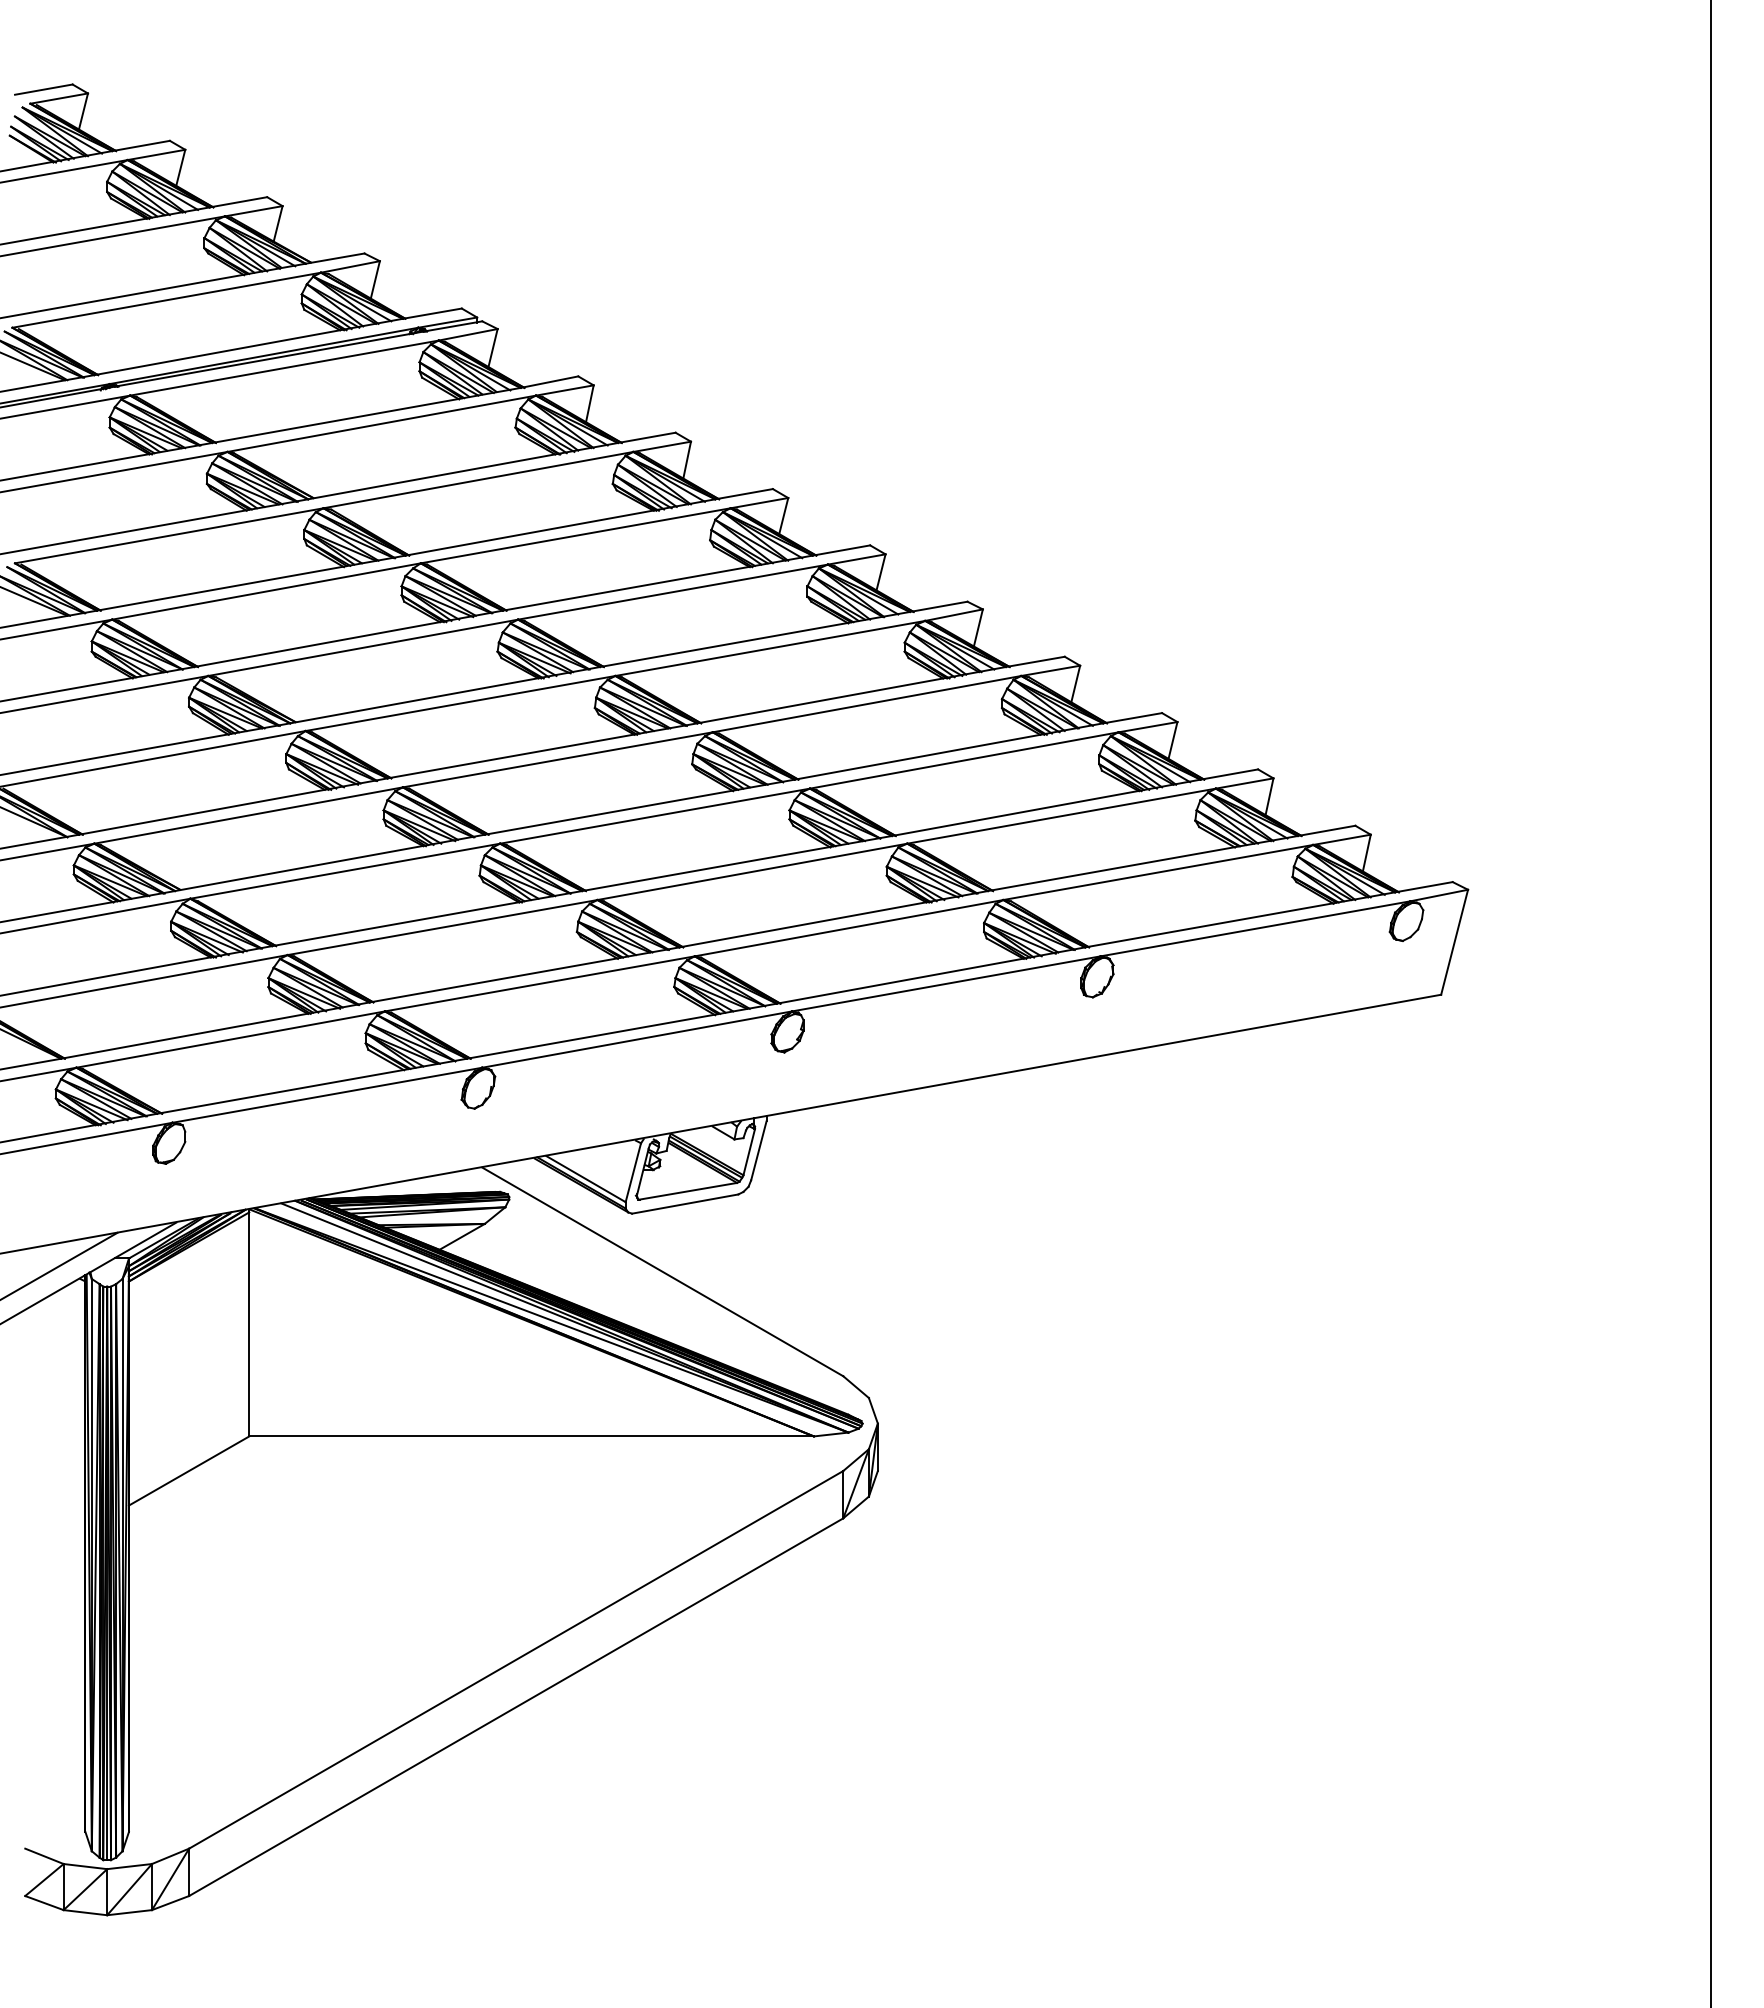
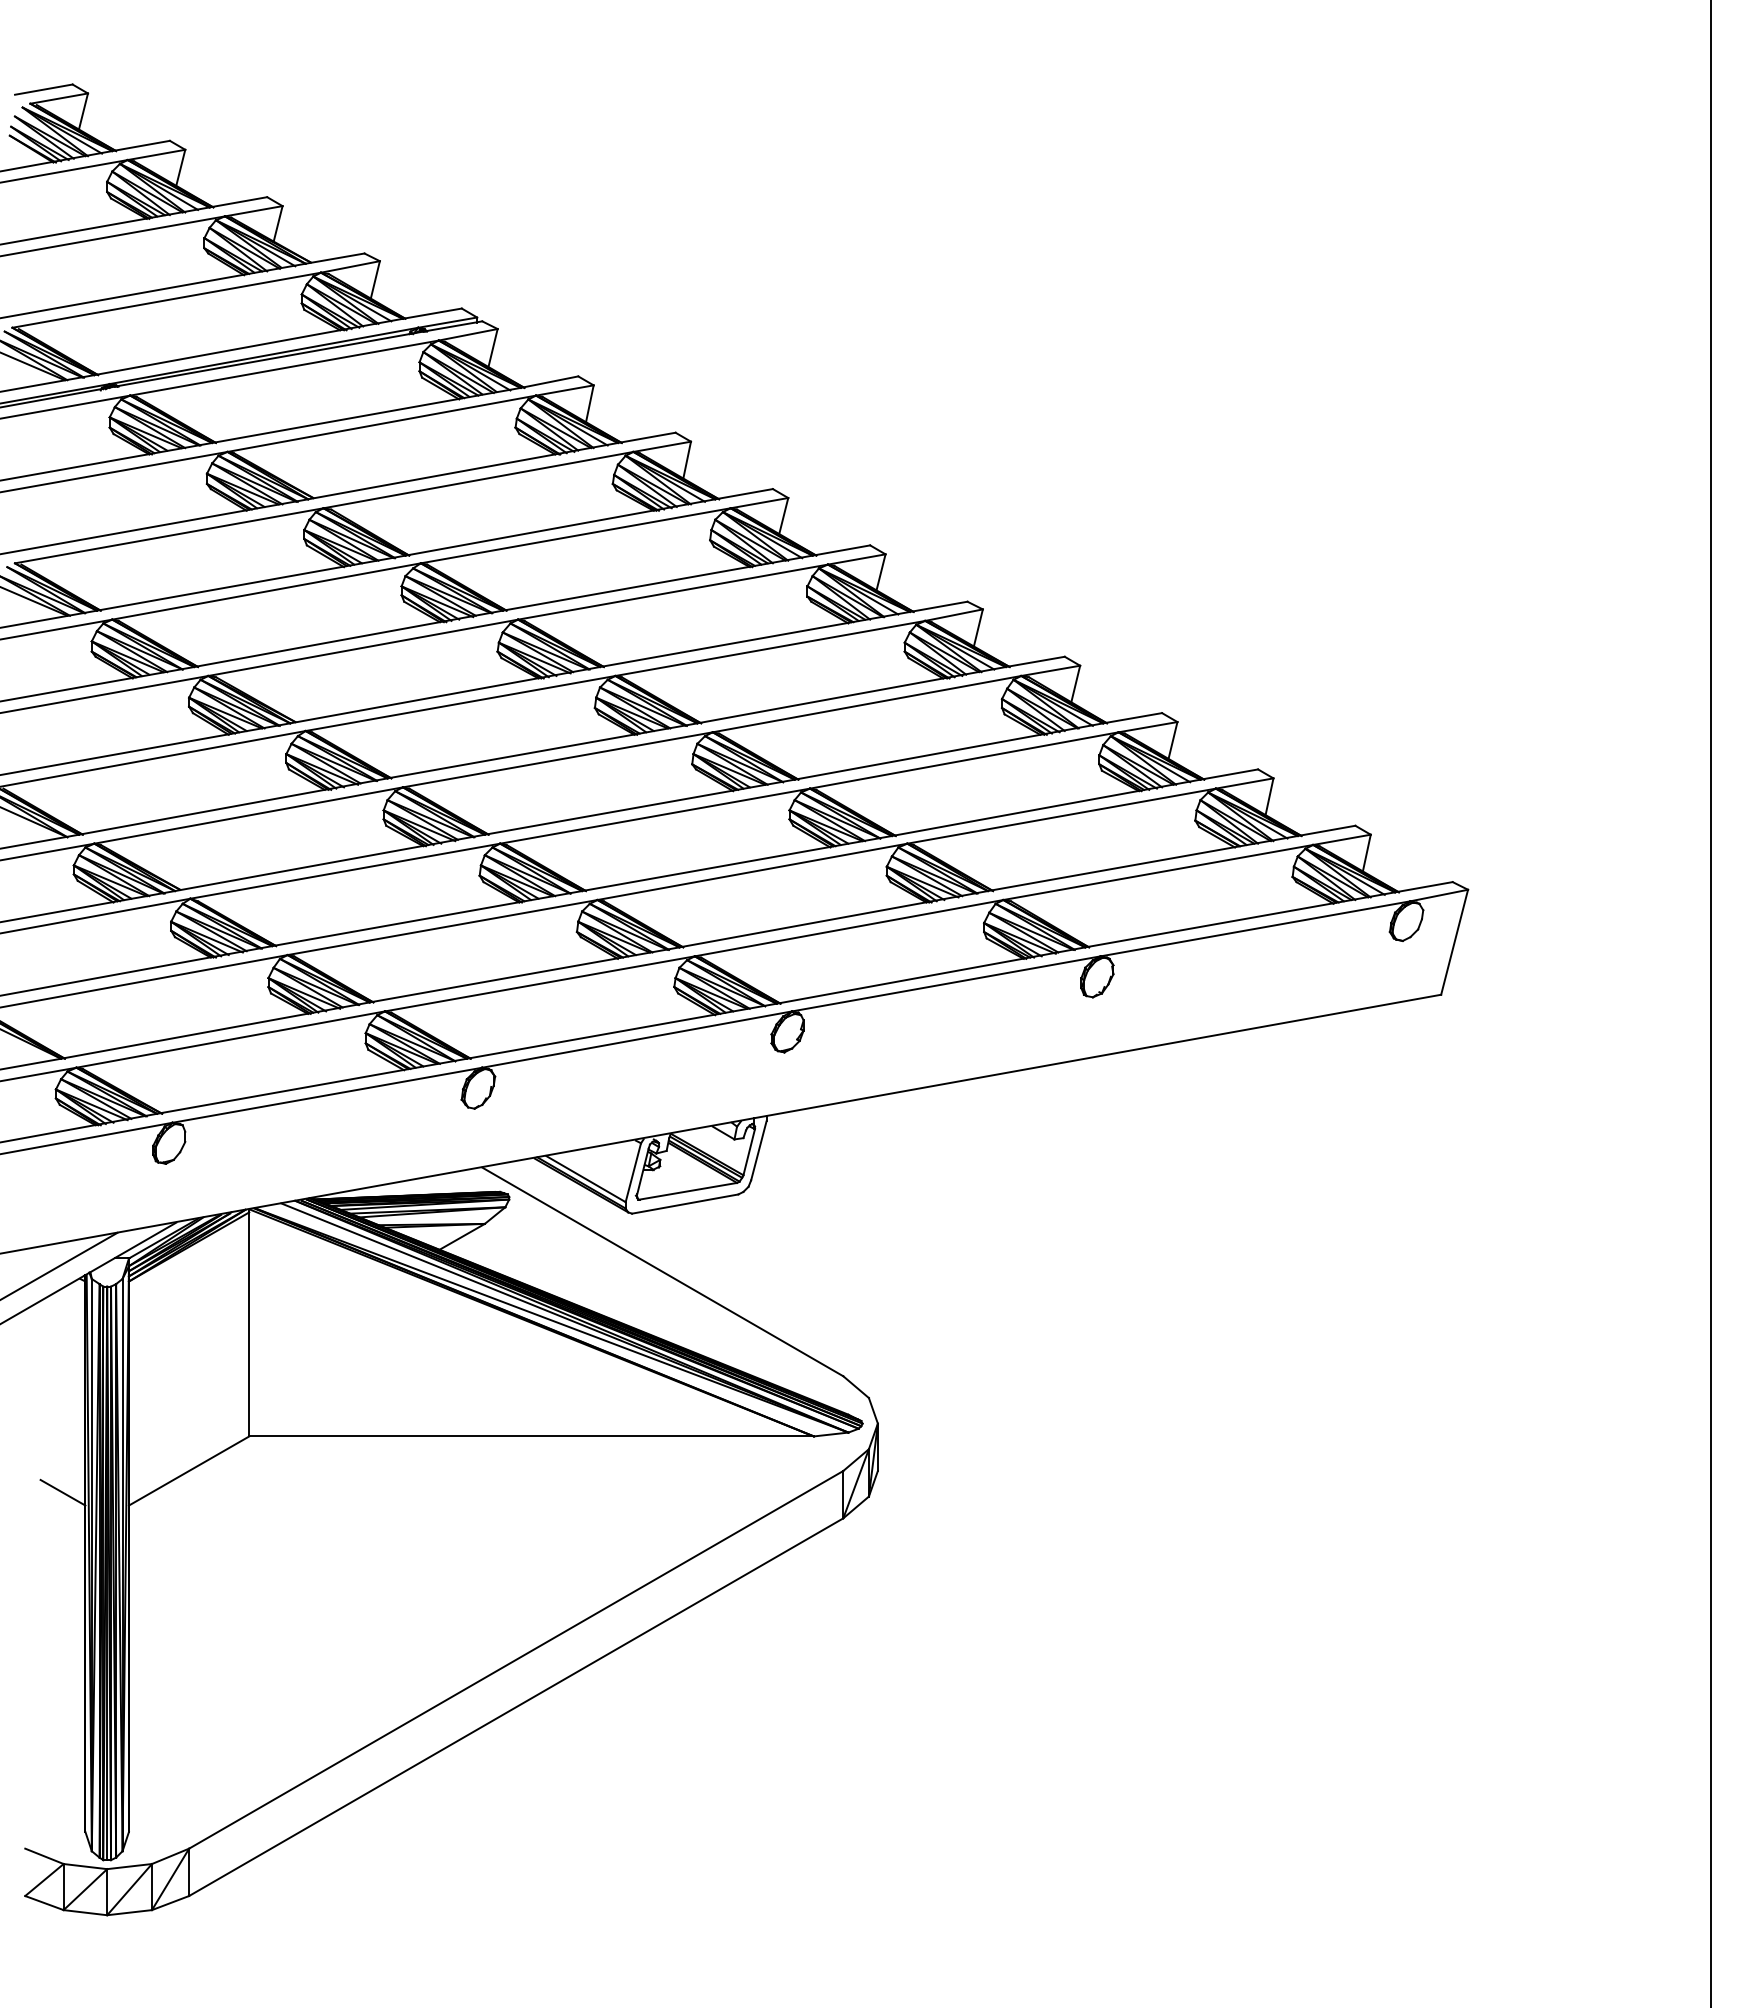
line: none -> present (62, 1492)
